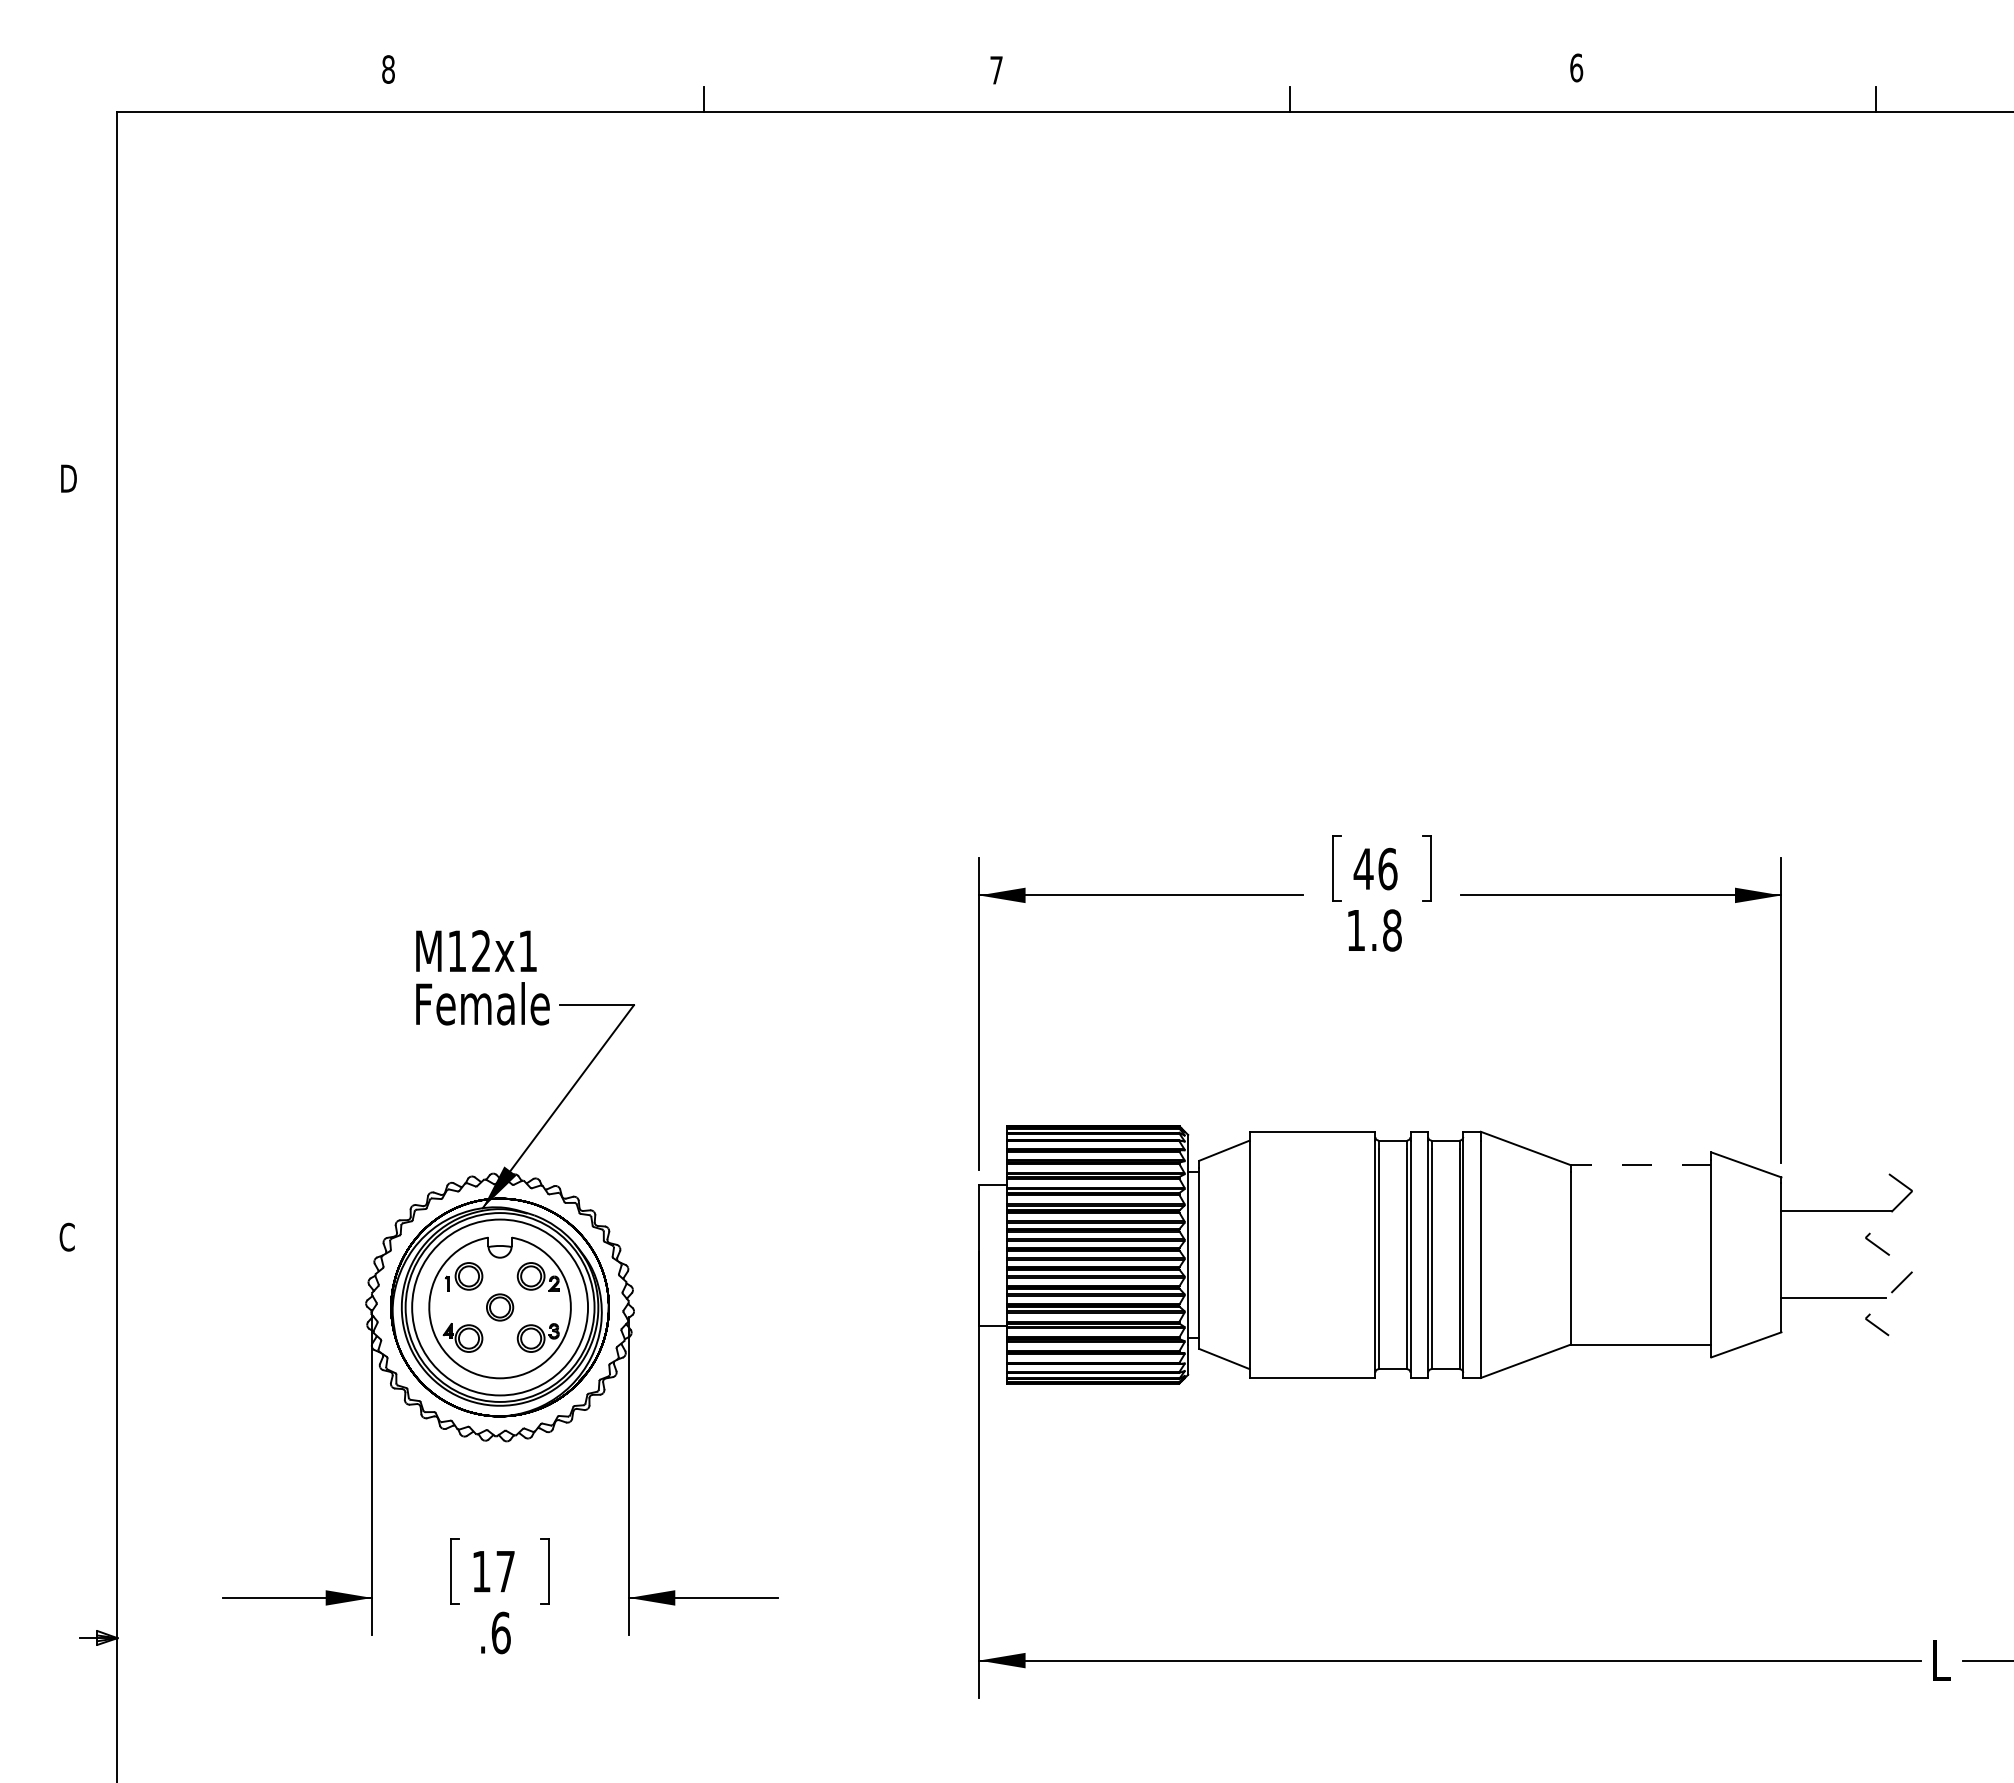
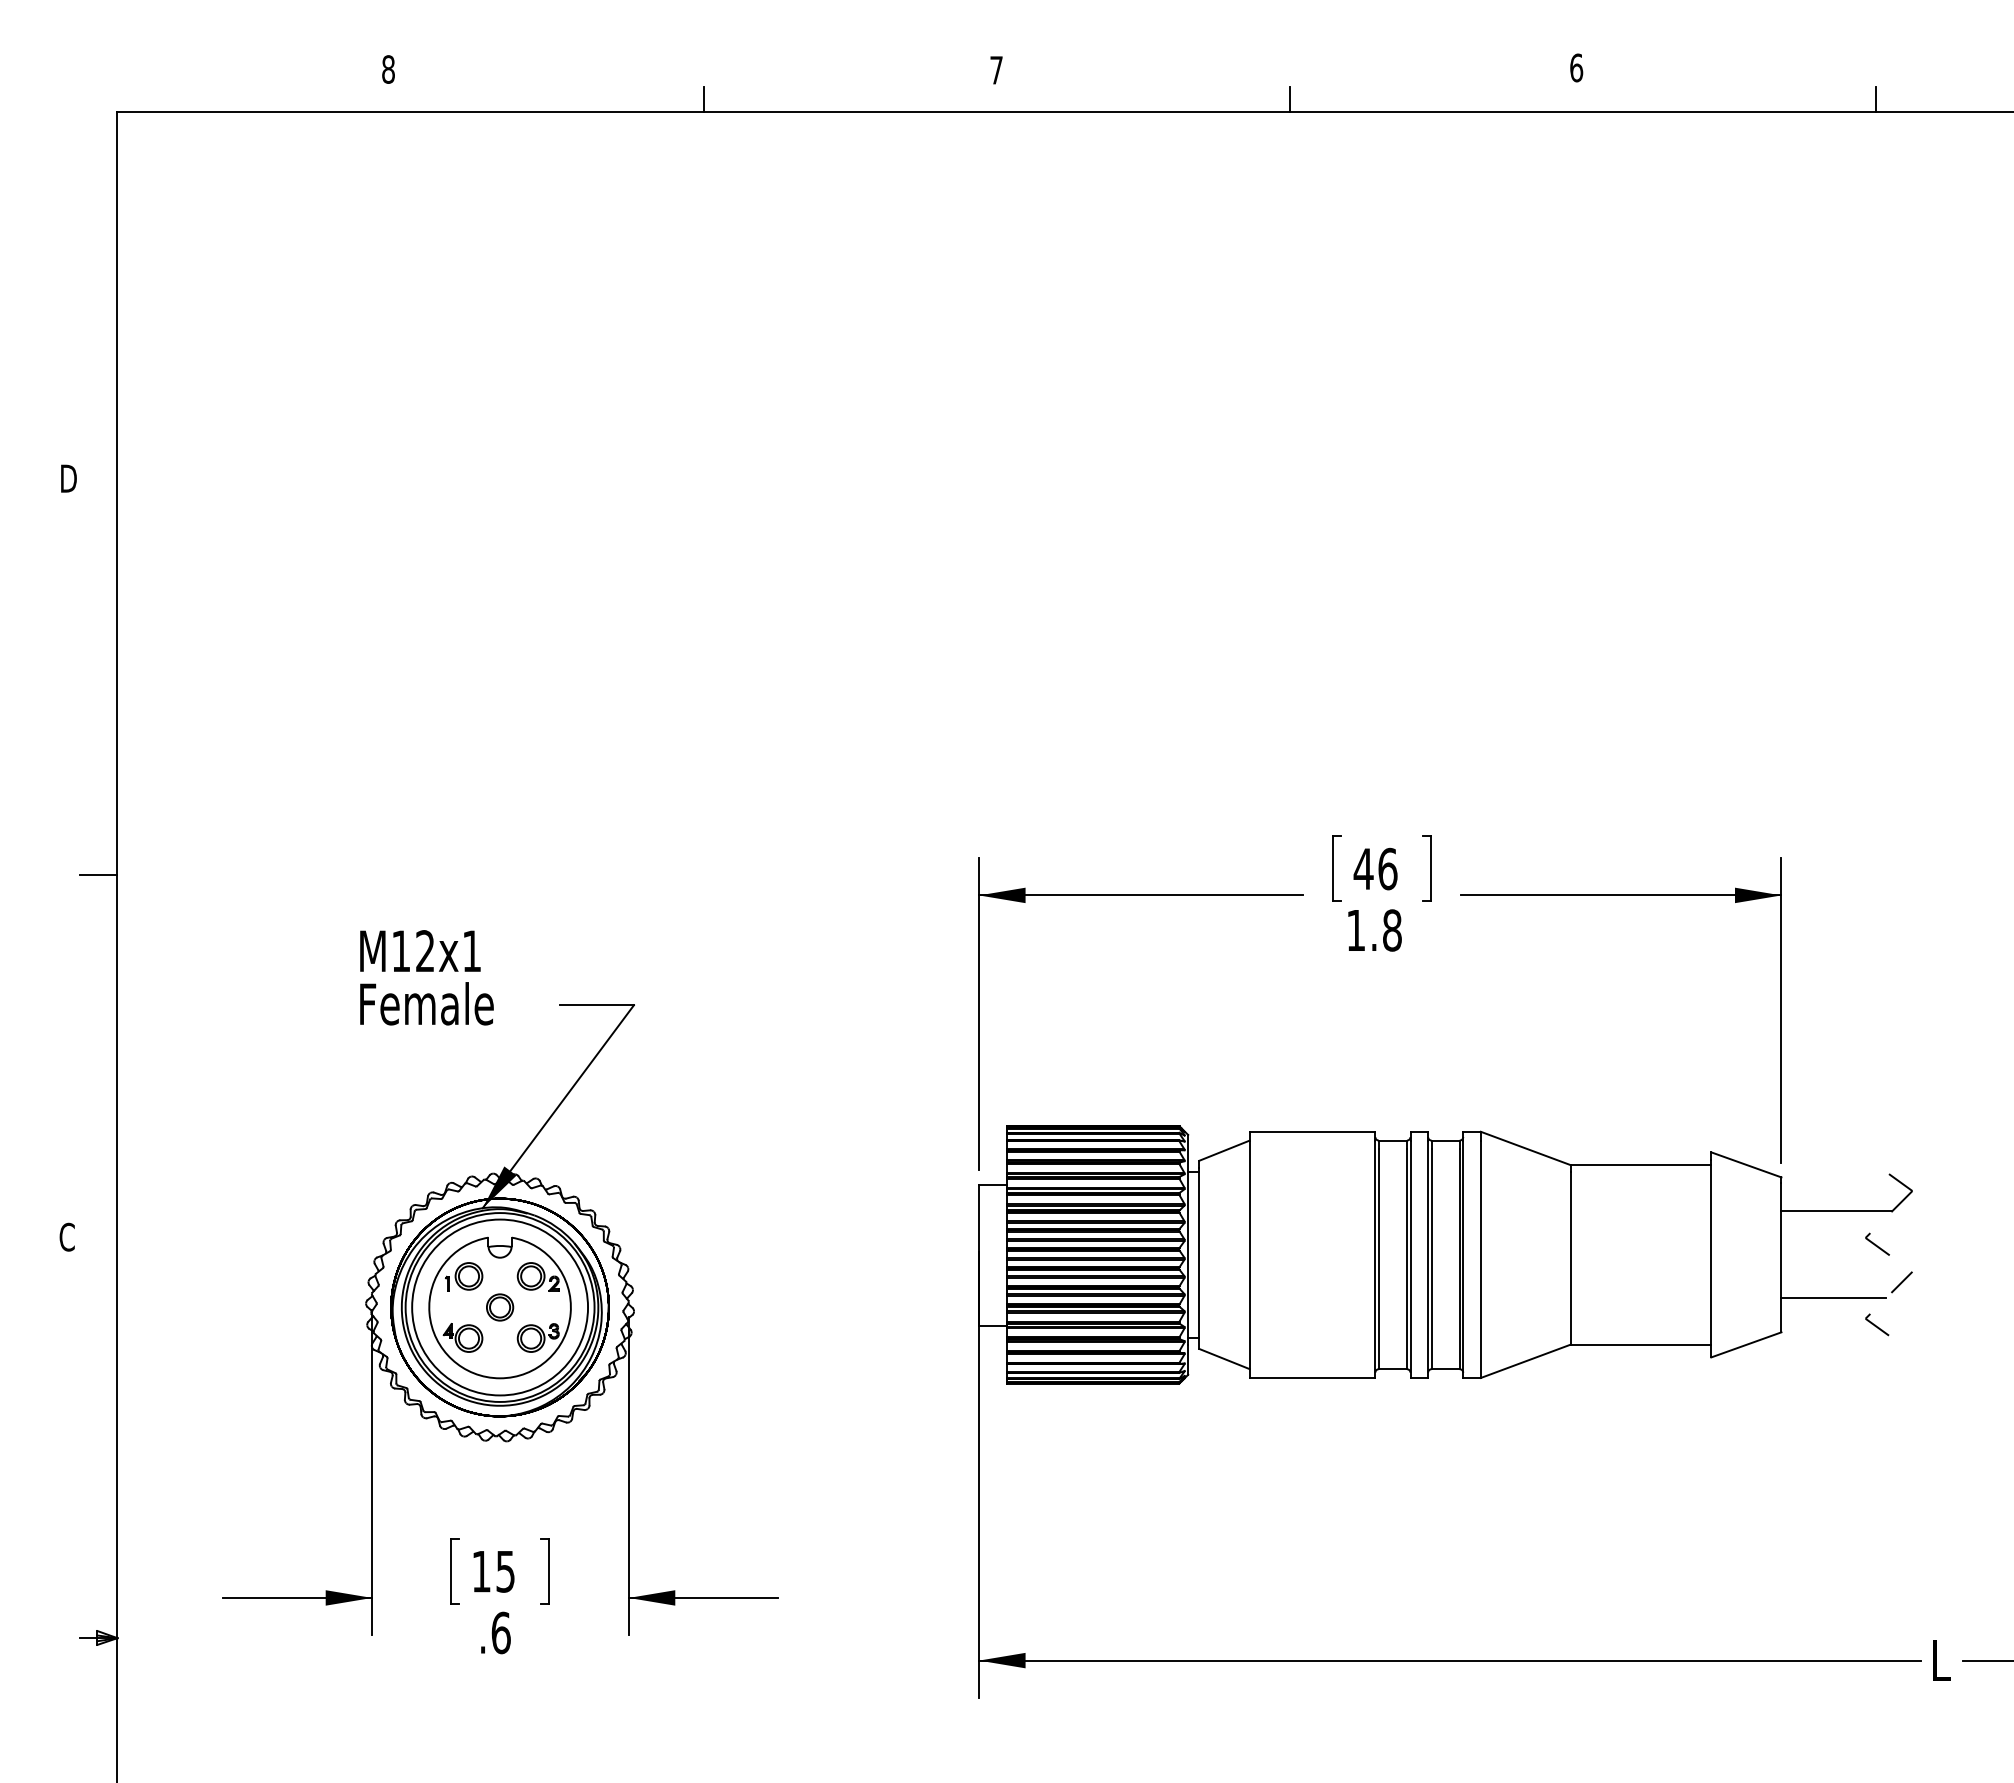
line: none -> present (98, 875)
text position: (482, 977) -> (426, 977) (426, 977)
line: dashed -> solid (1640, 1165)
text: 17 -> 15 (505, 1571)
